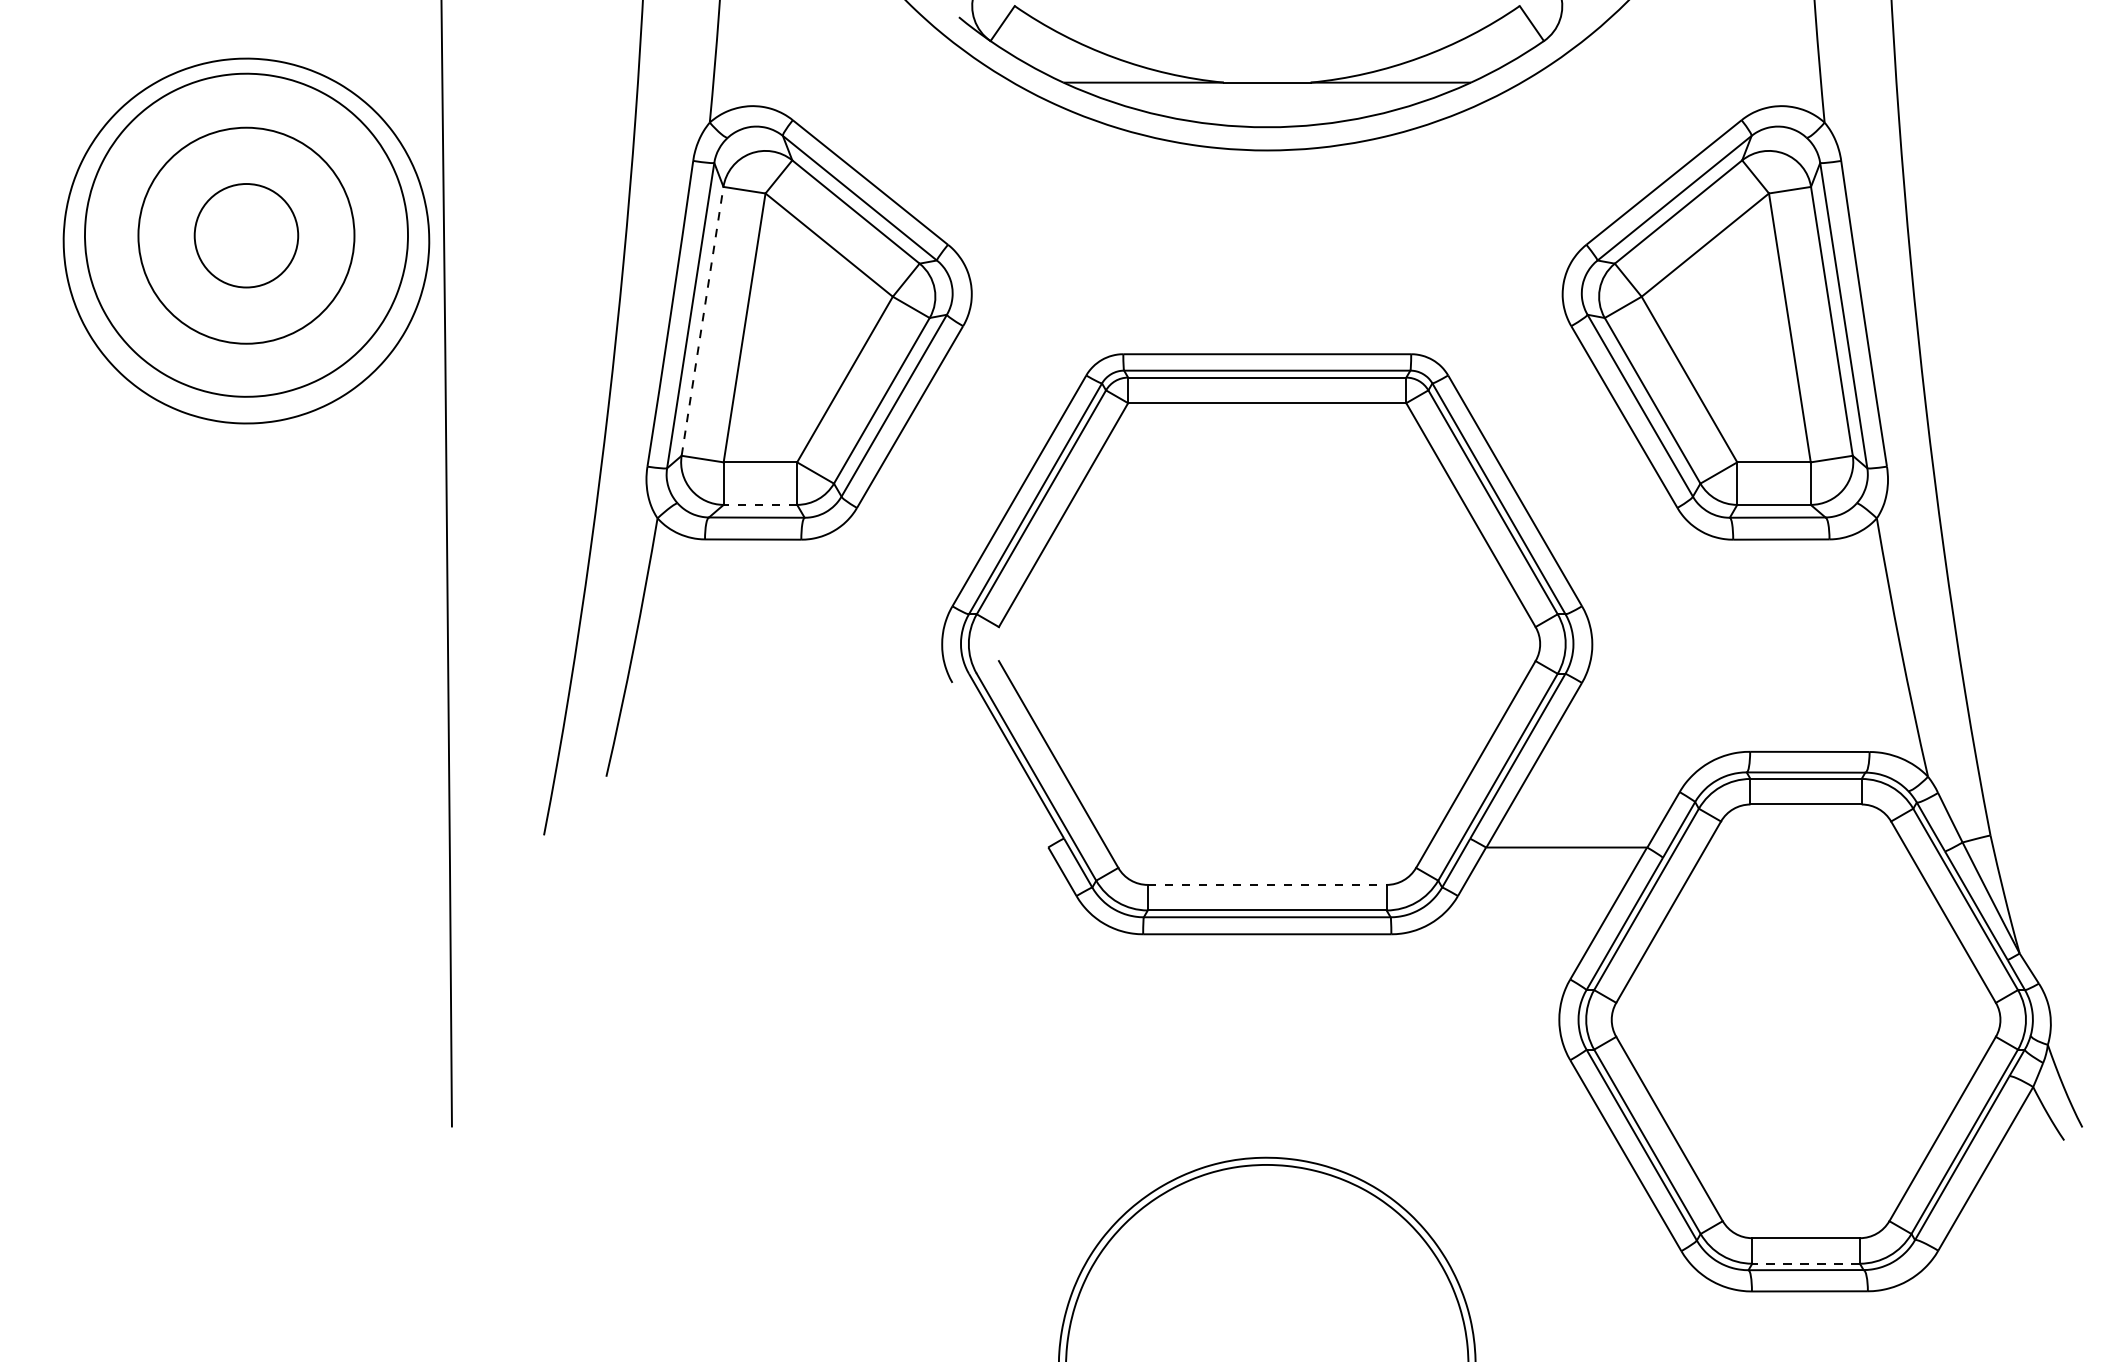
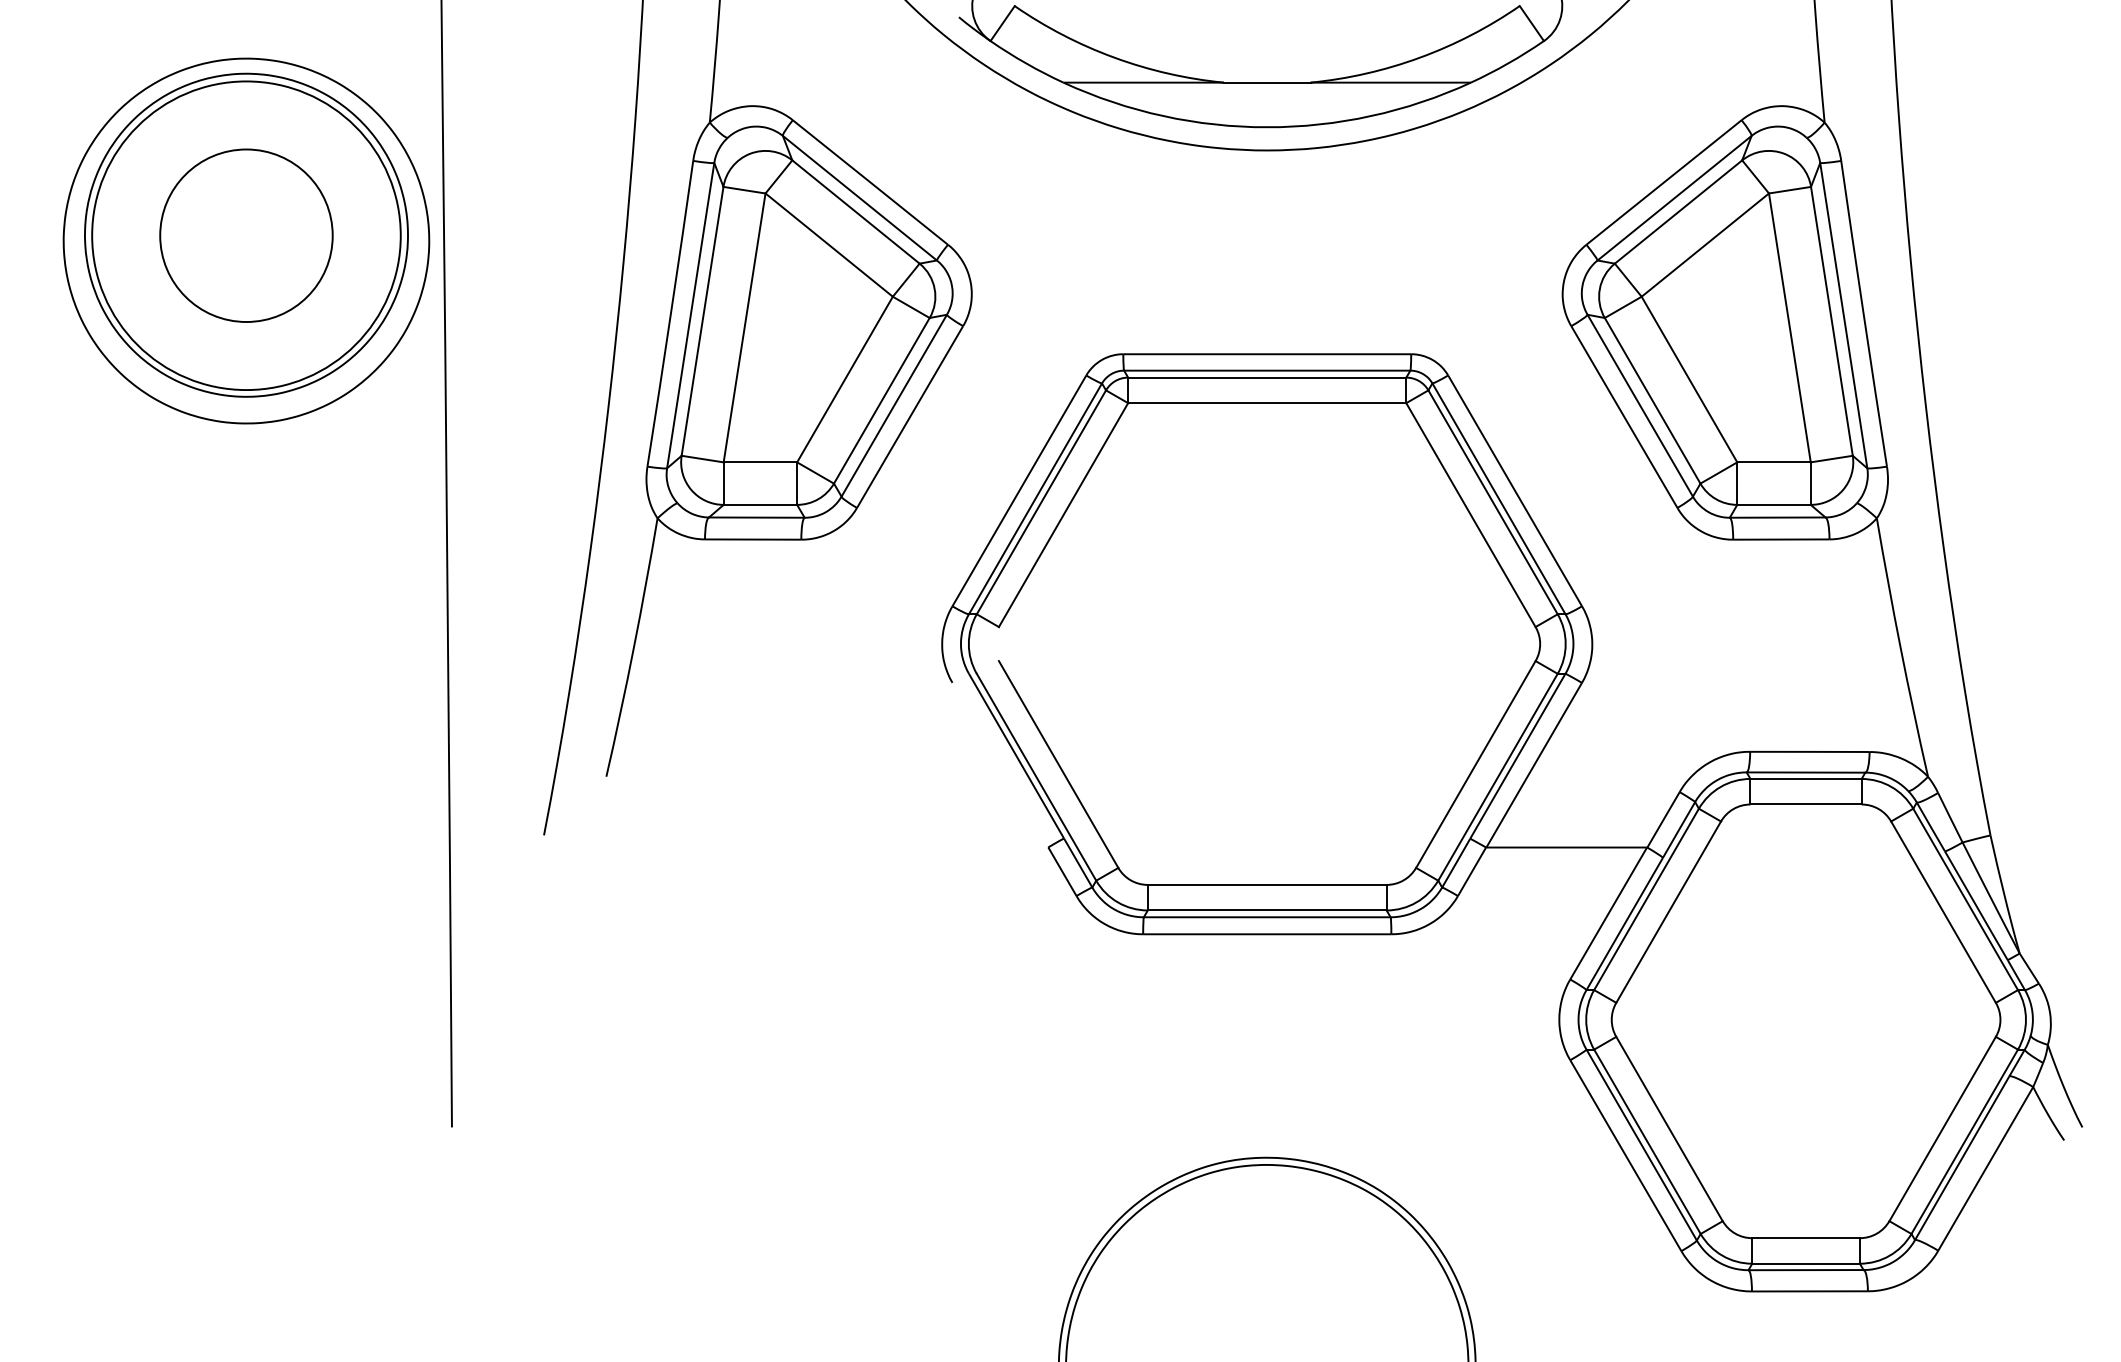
circle diameter: 104 px -> 173 px (246, 235)
circle diameter: 216 px -> 309 px (246, 235)
line: dashed -> solid (702, 320)
line: dashed -> solid (760, 504)
line: dashed -> solid (1267, 884)
line: dashed -> solid (1806, 1263)
